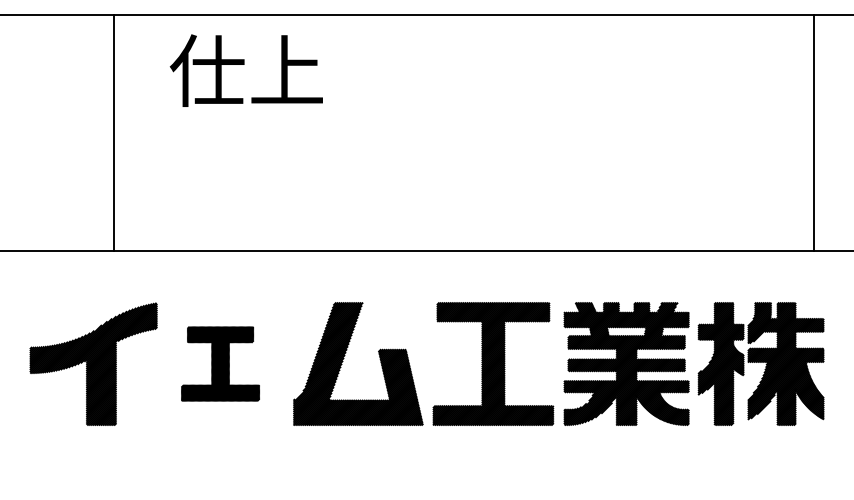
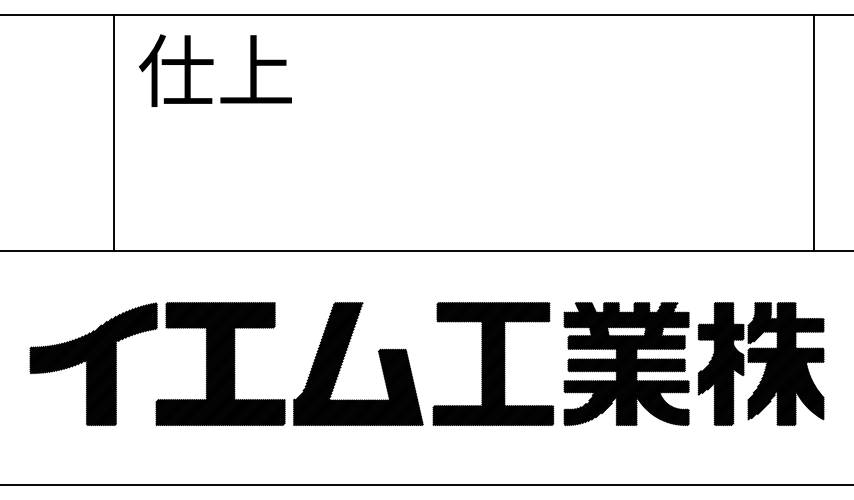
text position: (245, 70) -> (214, 70) (214, 70)
part size: 79x76 px -> 131x124 px (220, 363)
line: none -> present (426, 484)
